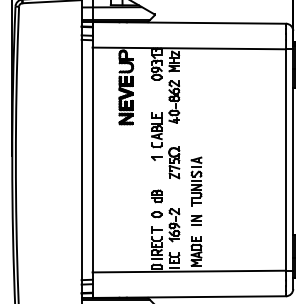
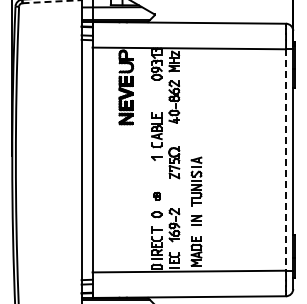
line: solid -> dashed (52, 1)
line: solid -> dashed (286, 160)
part size: 12x15 px -> 8x10 px (156, 195)
